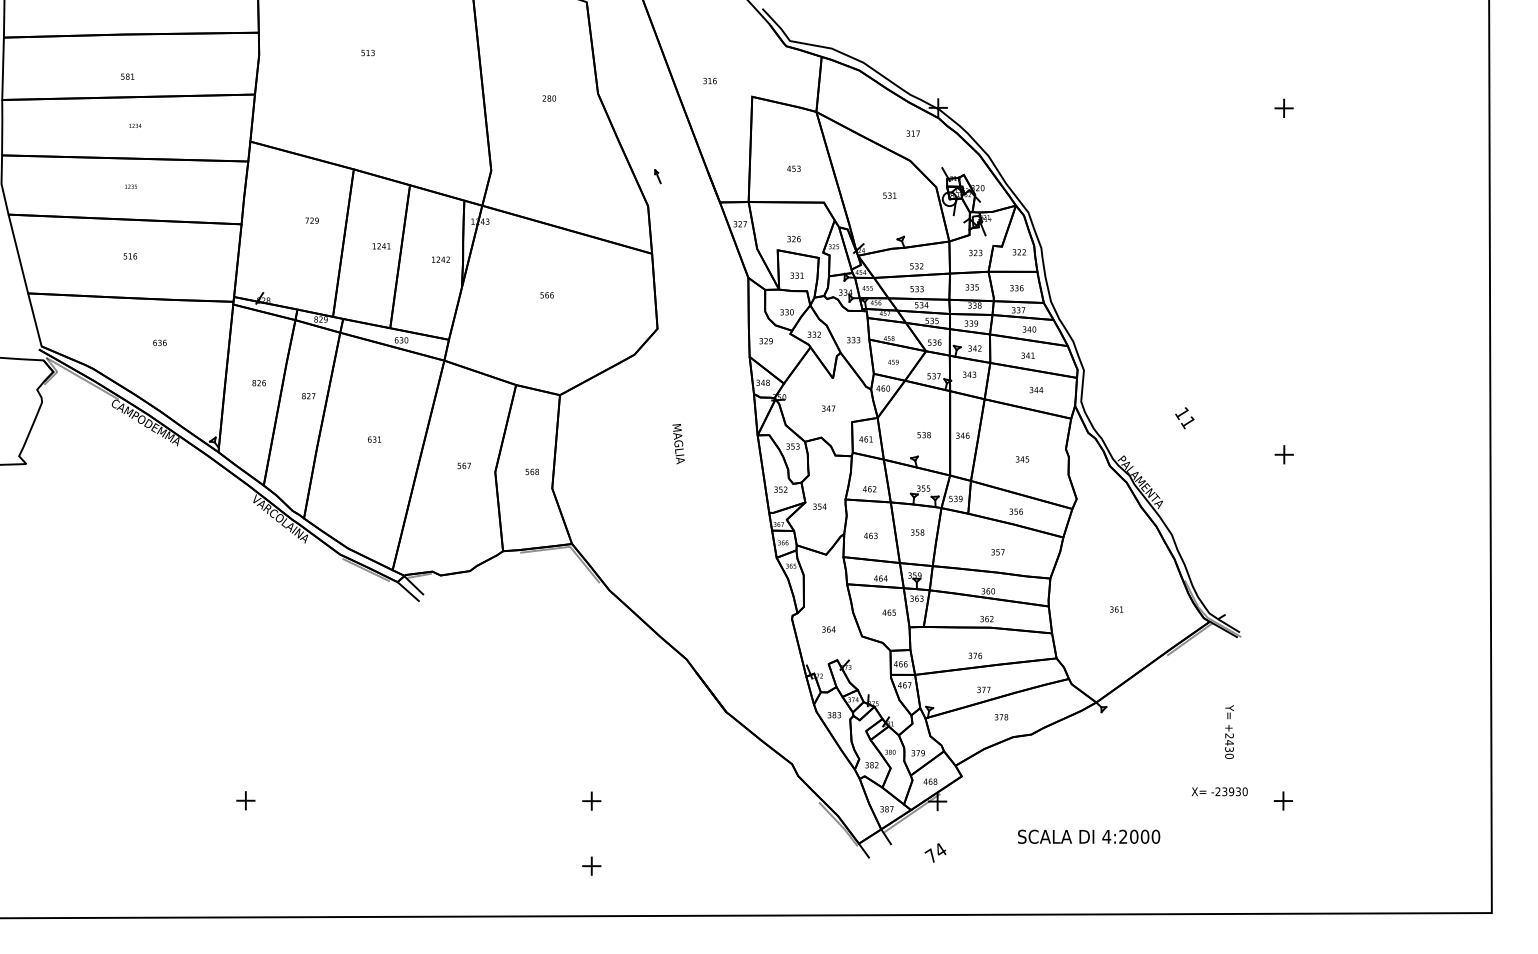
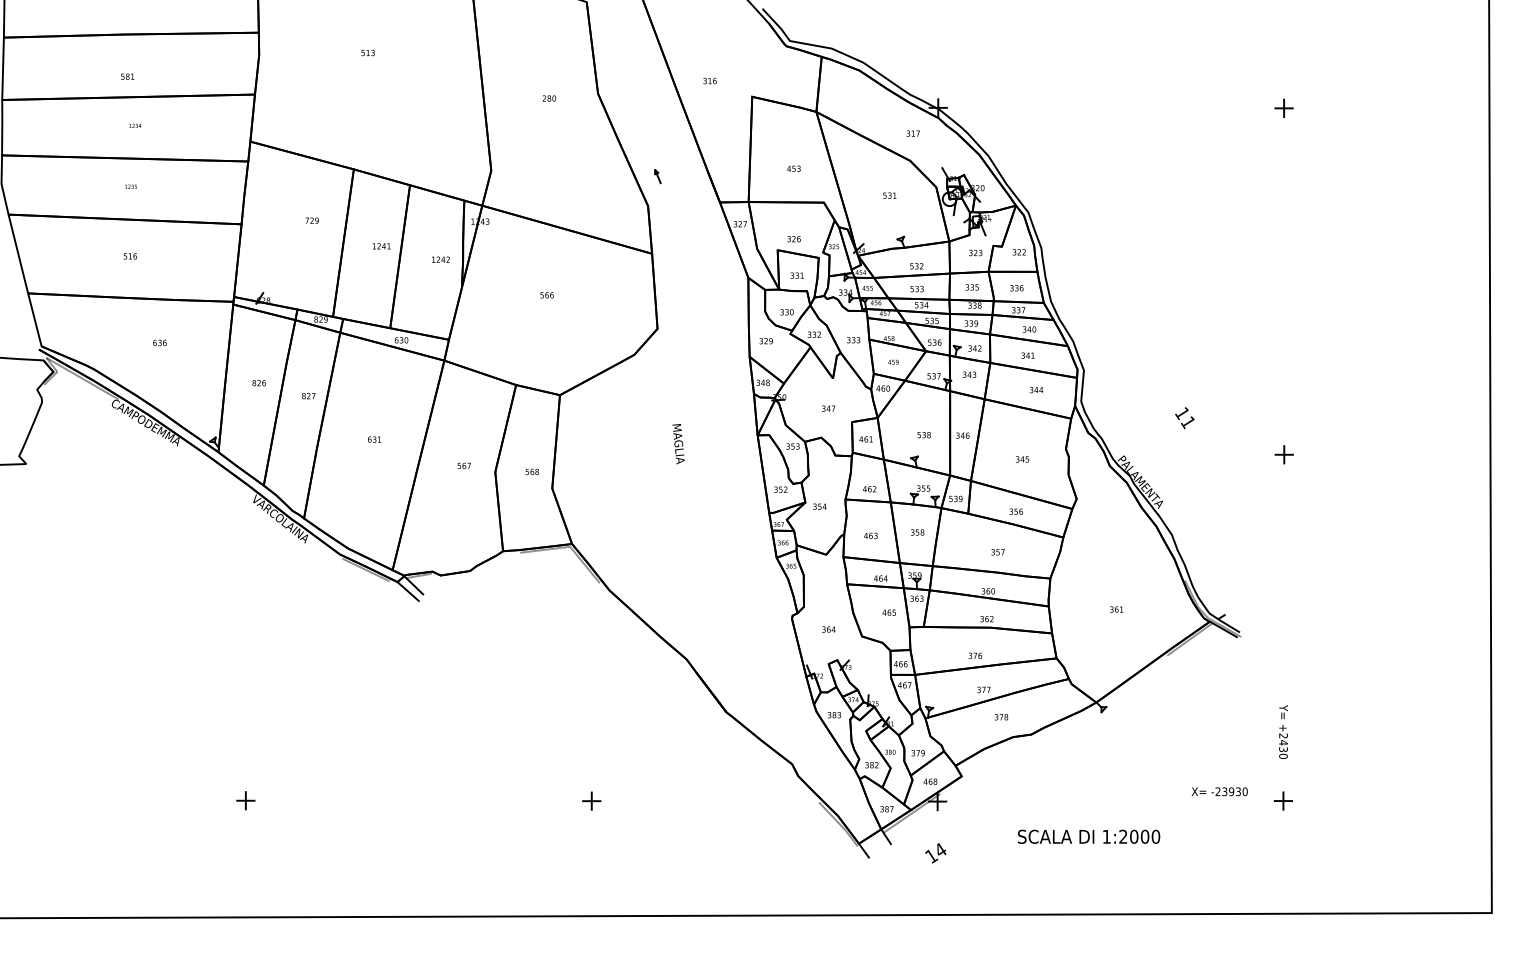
text position: (1229, 731) -> (1283, 731) (1283, 731)
text: 4:2000 -> 1:2000 (1106, 836)
text: 74 -> 14 (931, 855)
part: present -> none (591, 865)
